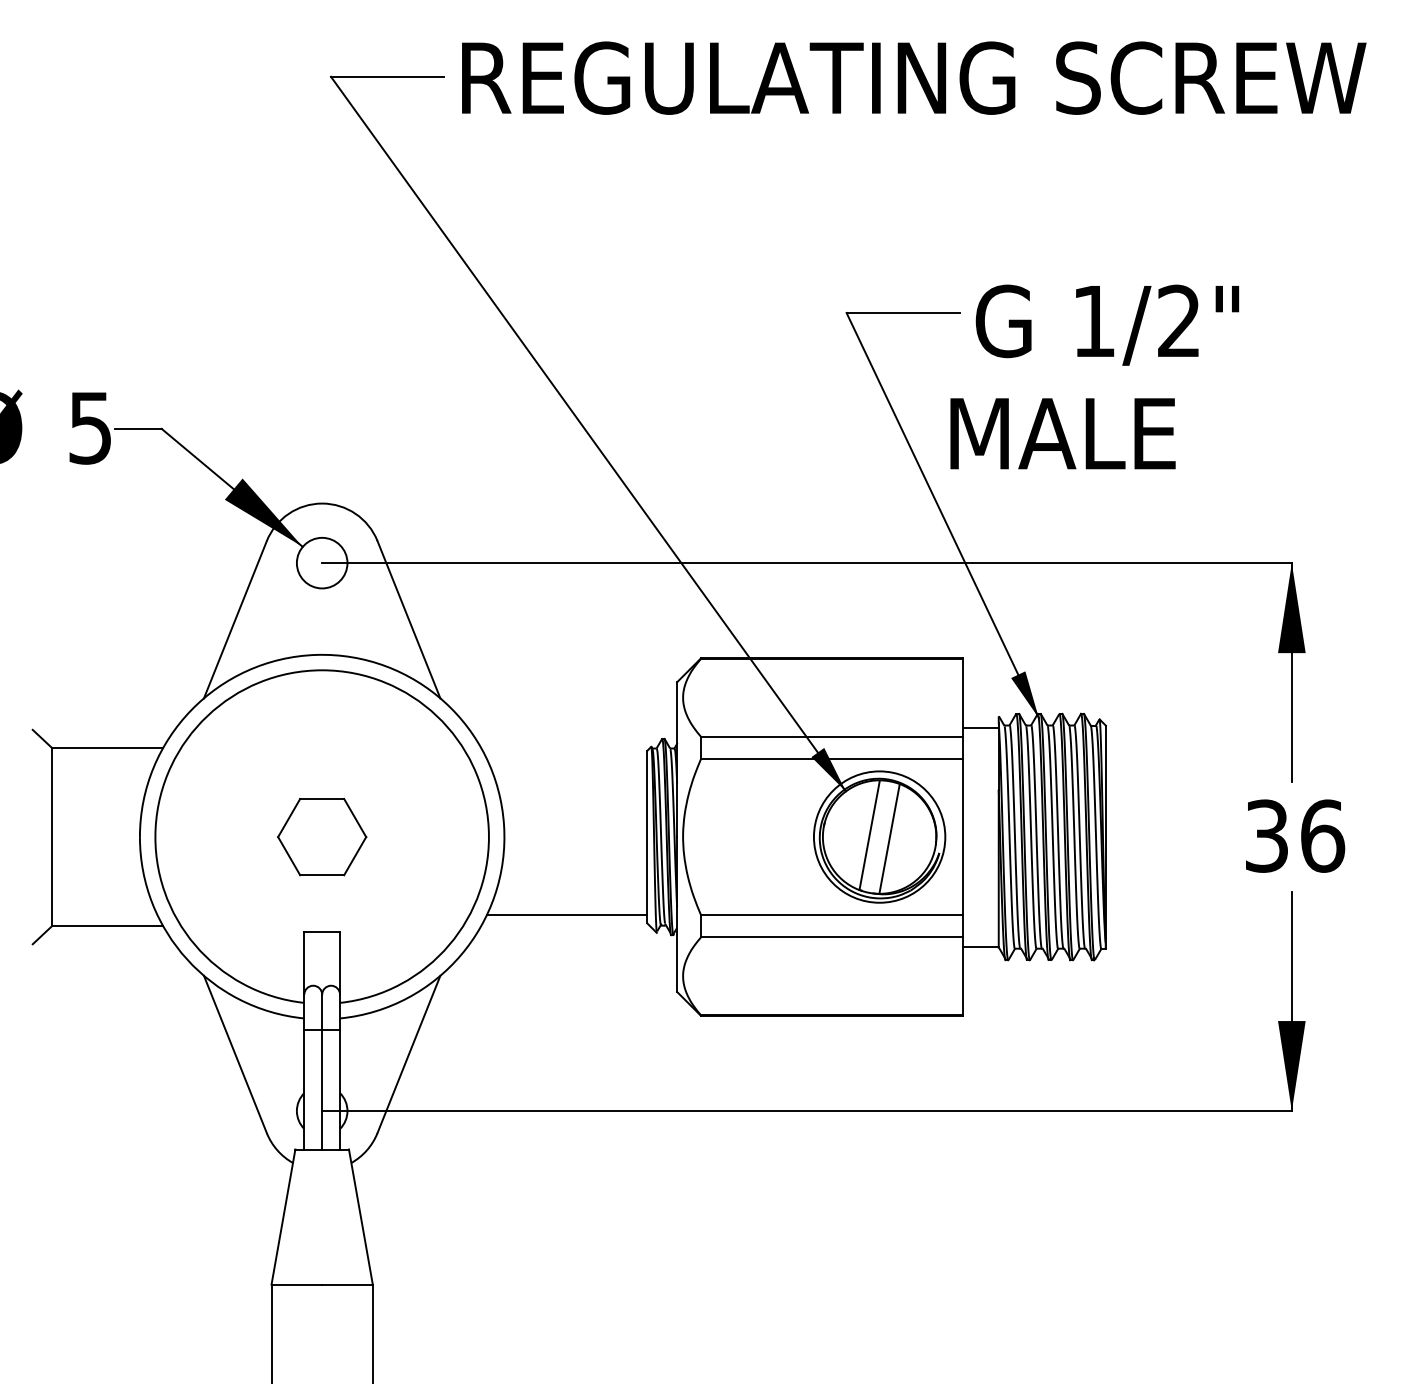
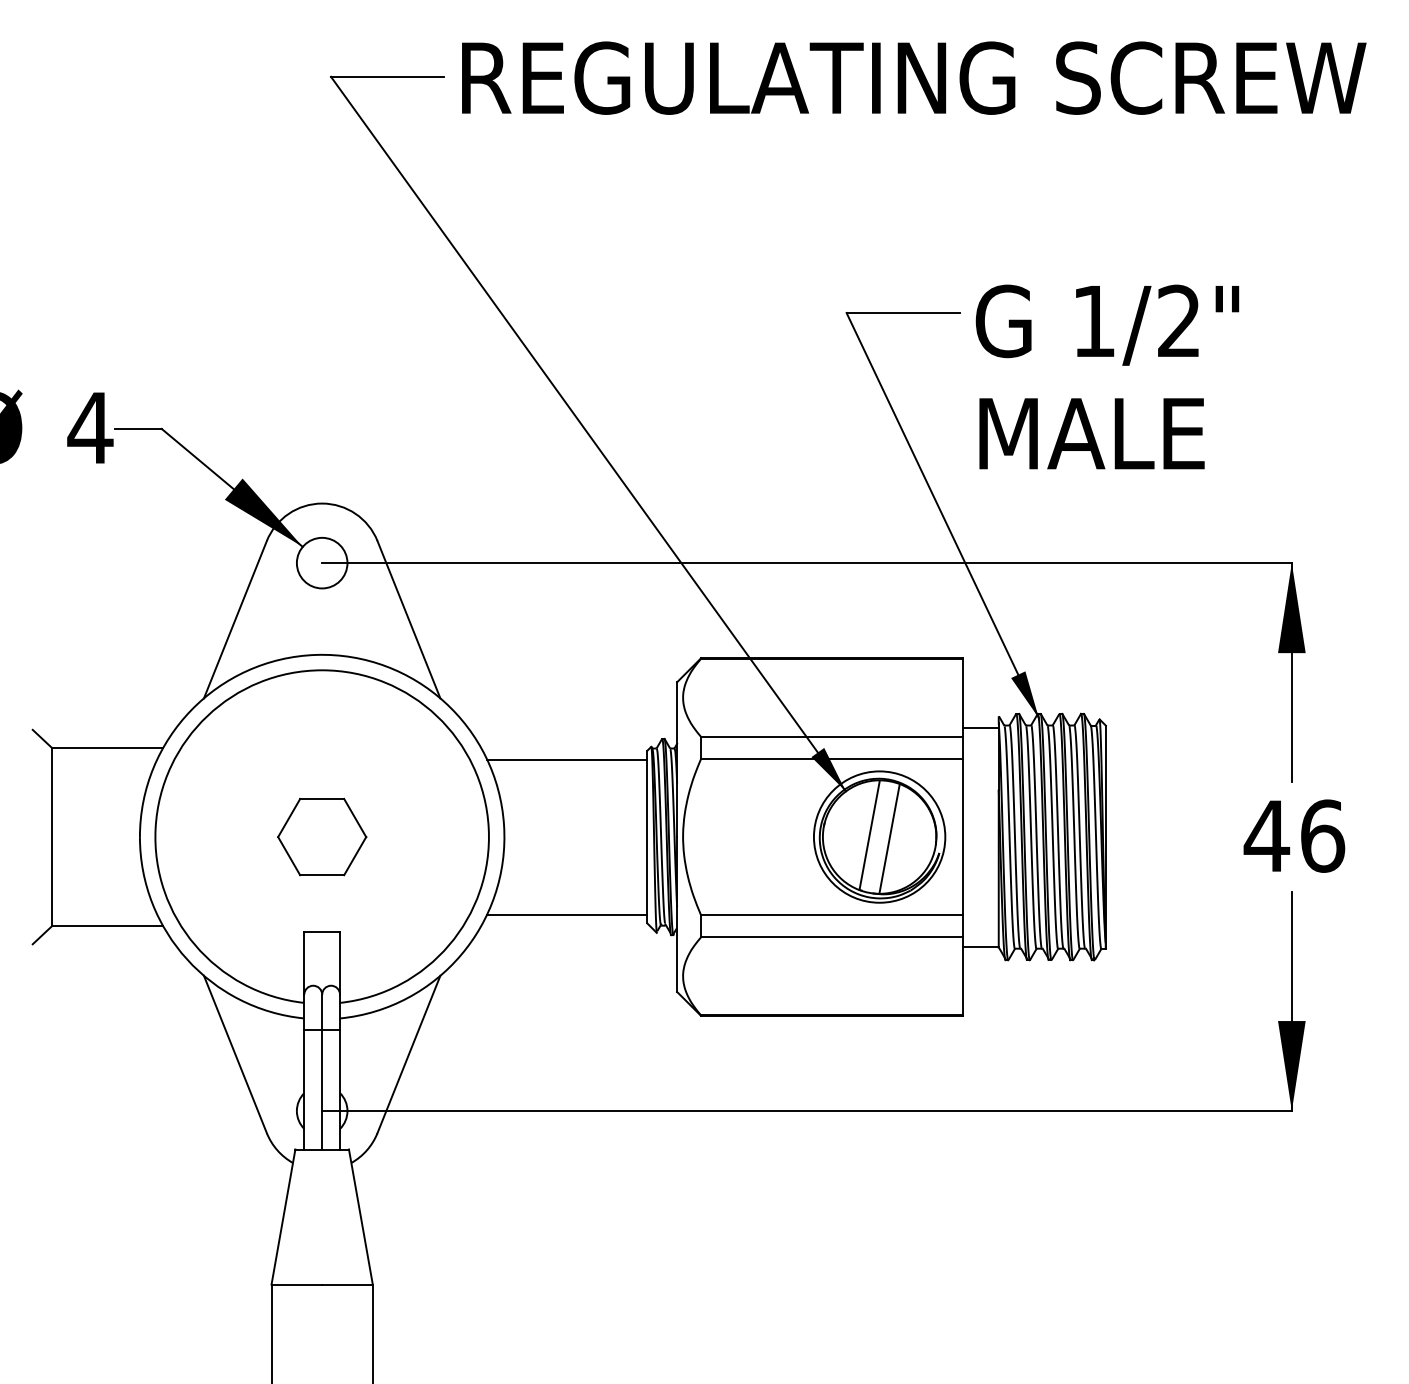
text: 5 -> 4 (90, 428)
text position: (1062, 433) -> (1091, 433) (1091, 433)
line: none -> present (567, 759)
text: 36 -> 46 (1266, 835)
